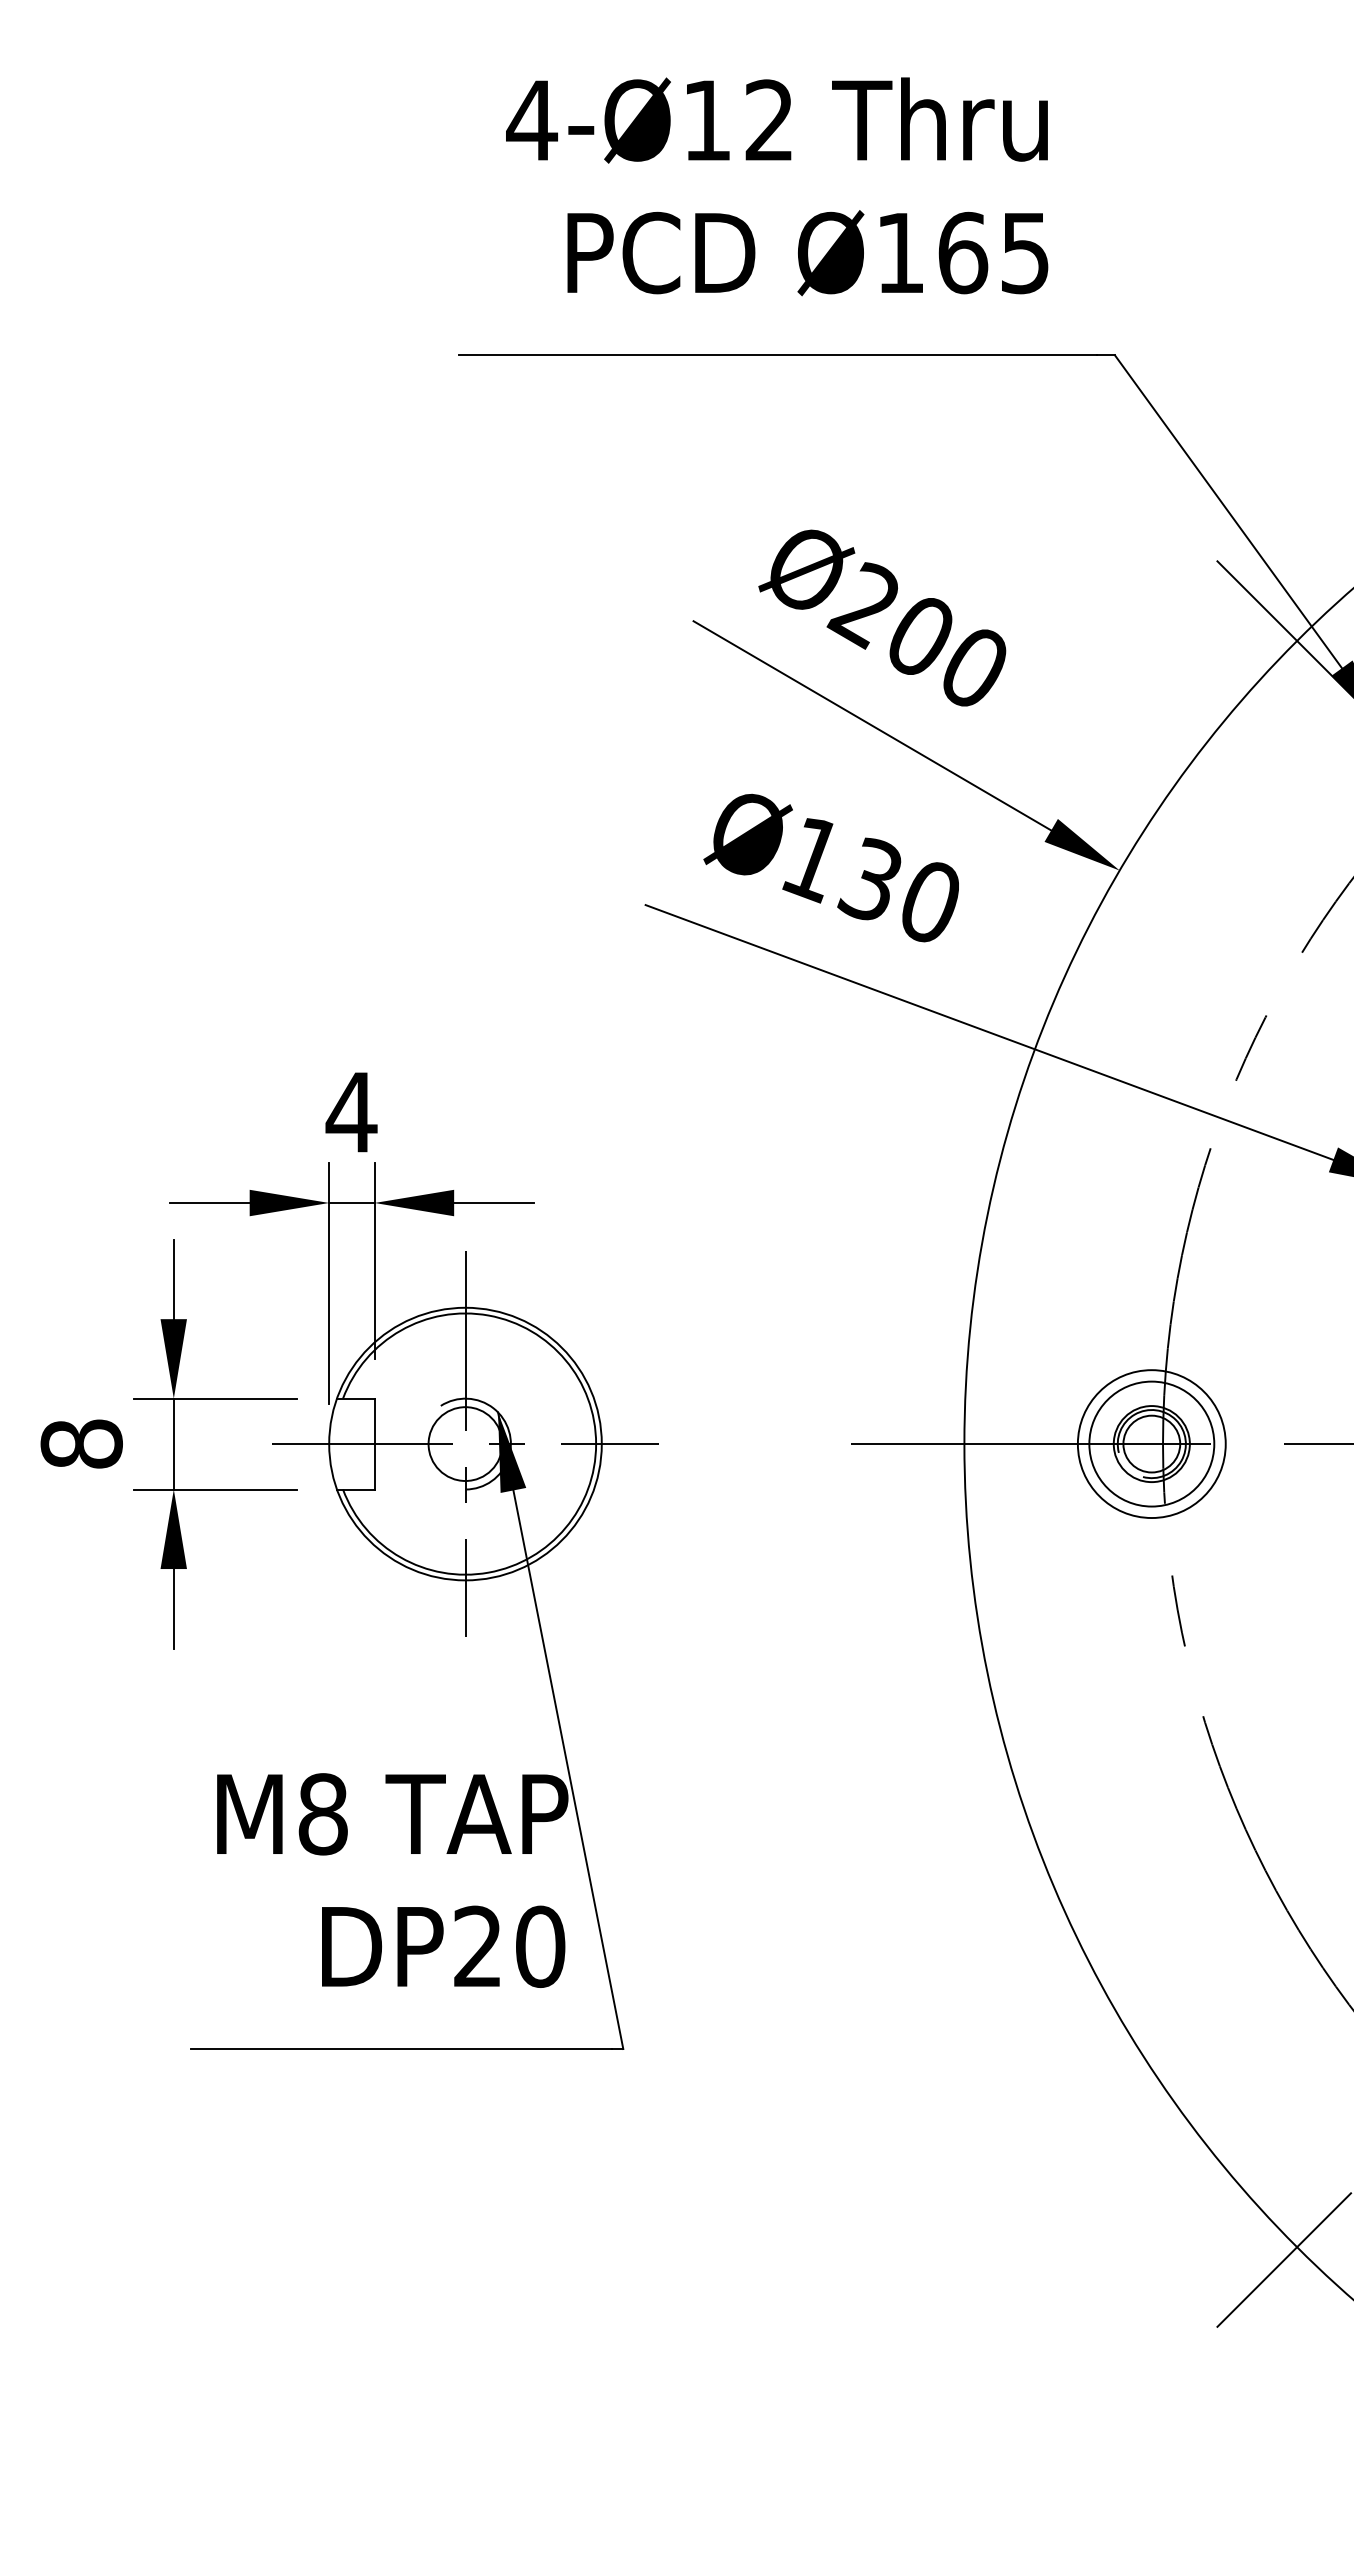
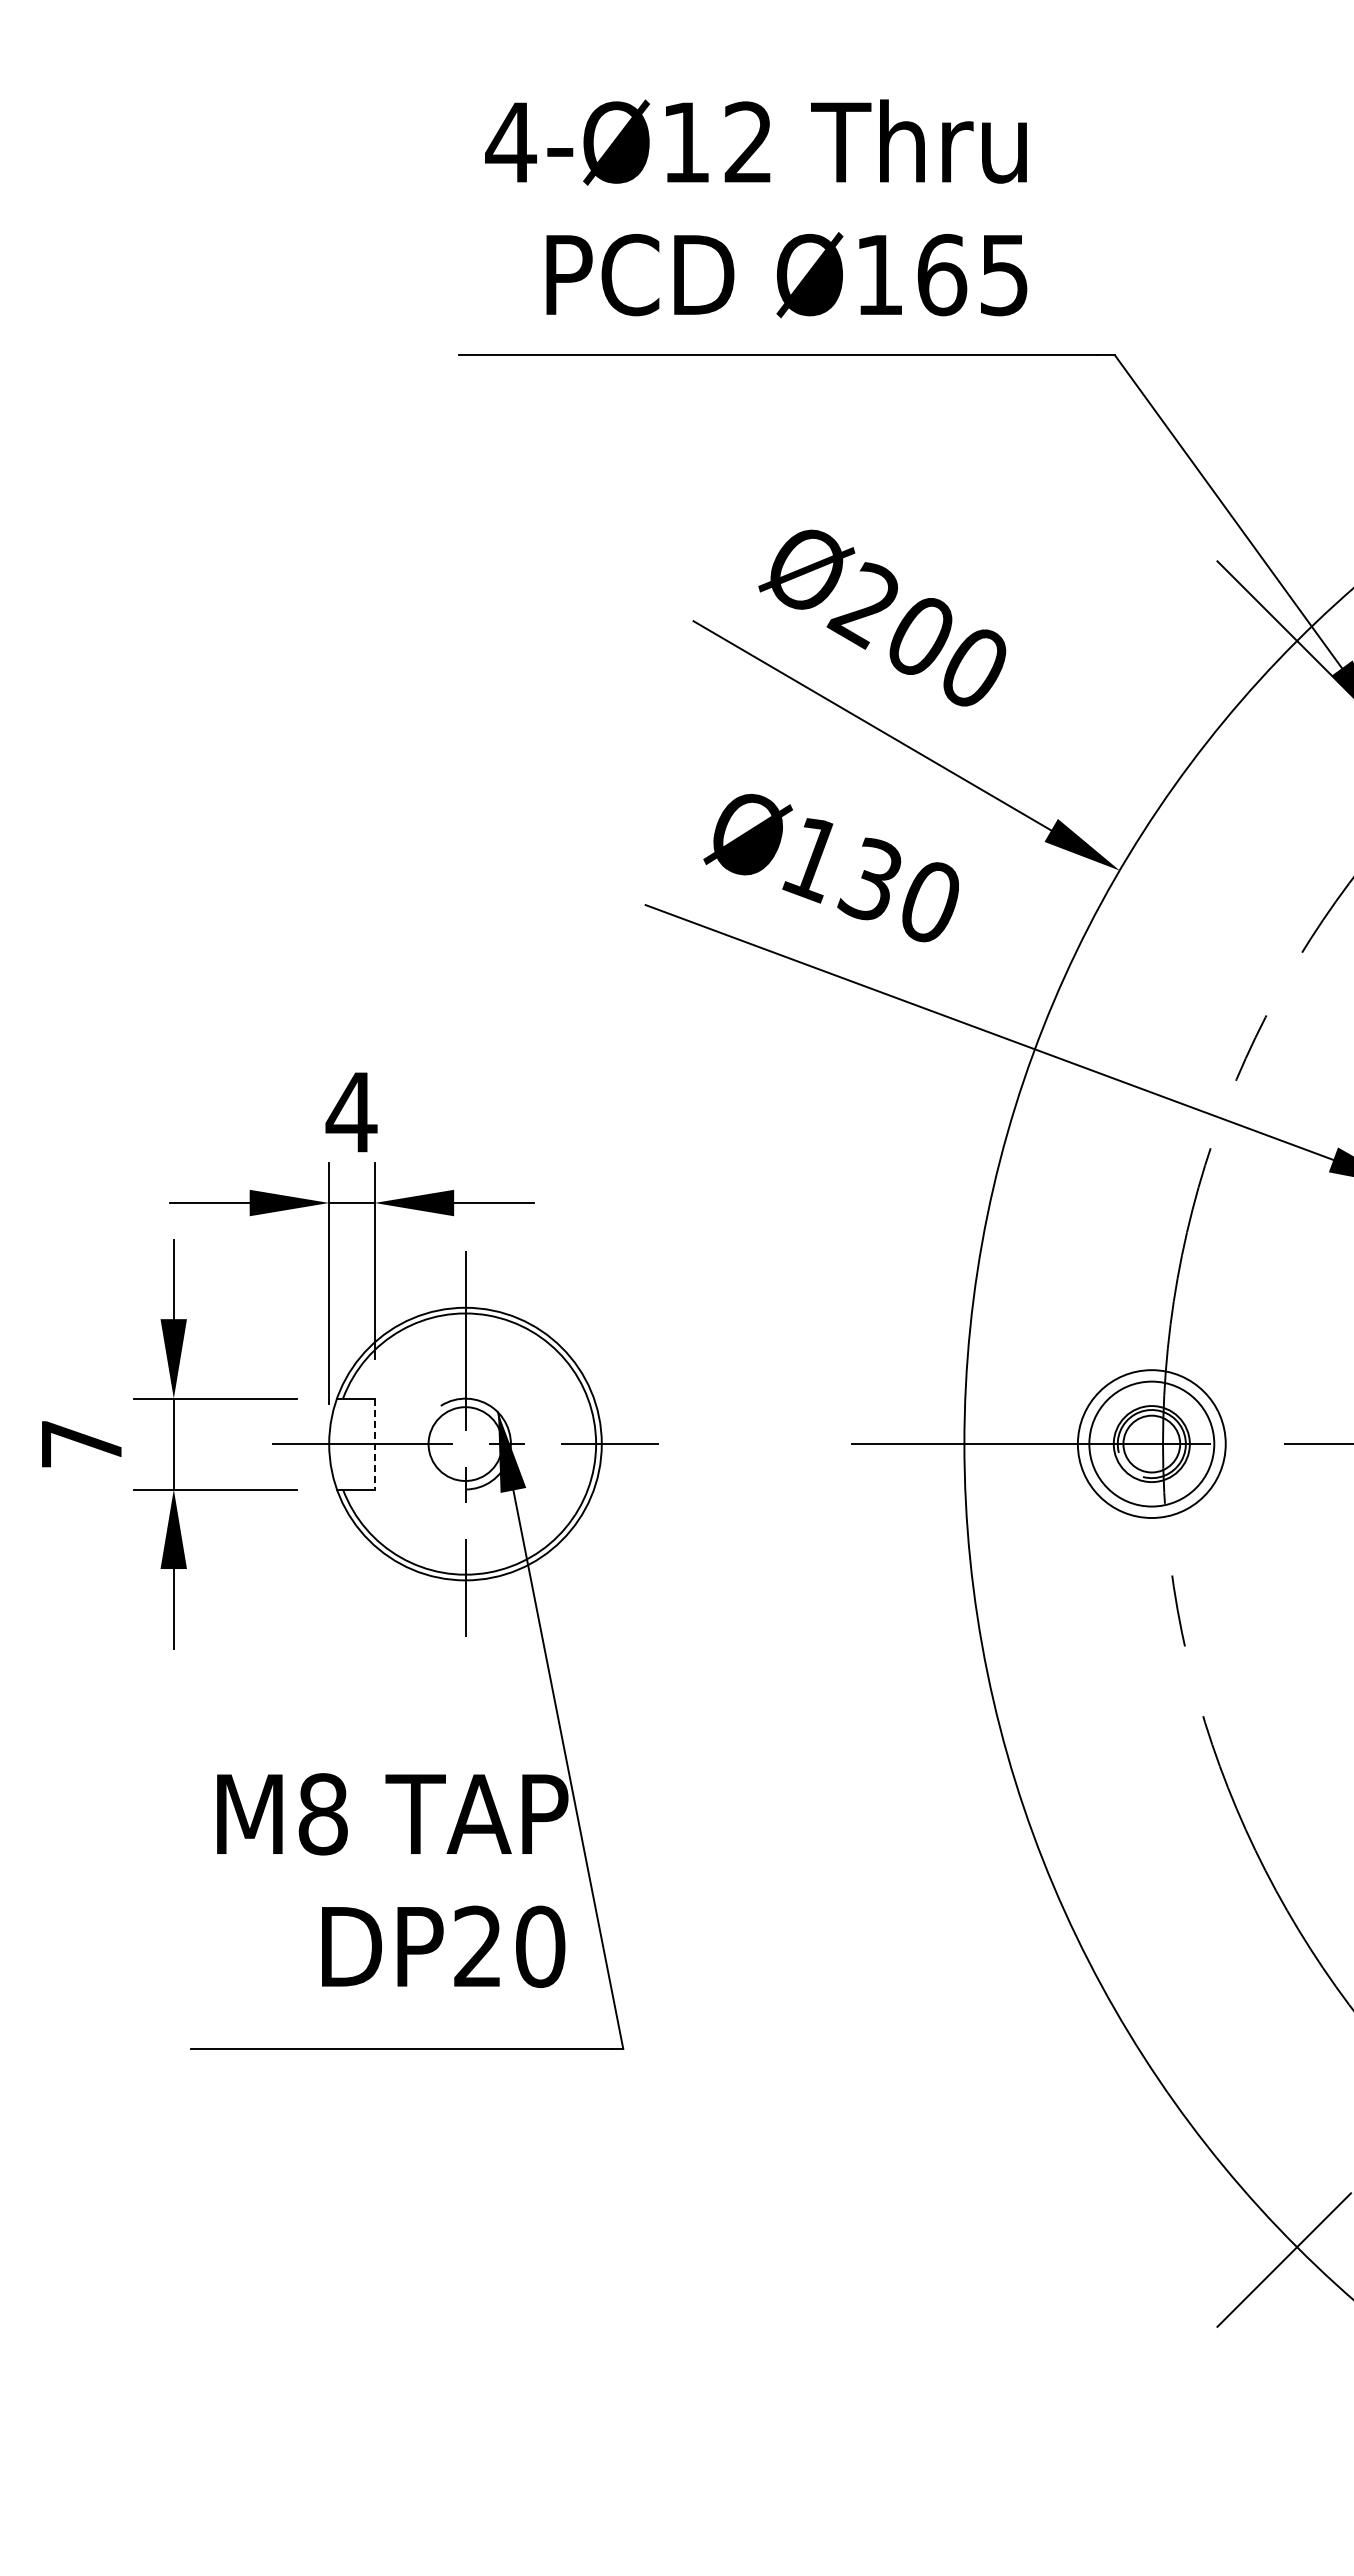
text position: (777, 186) -> (756, 208) (756, 208)
text: 8 -> 7 (81, 1443)
line: solid -> dashed (374, 1444)
